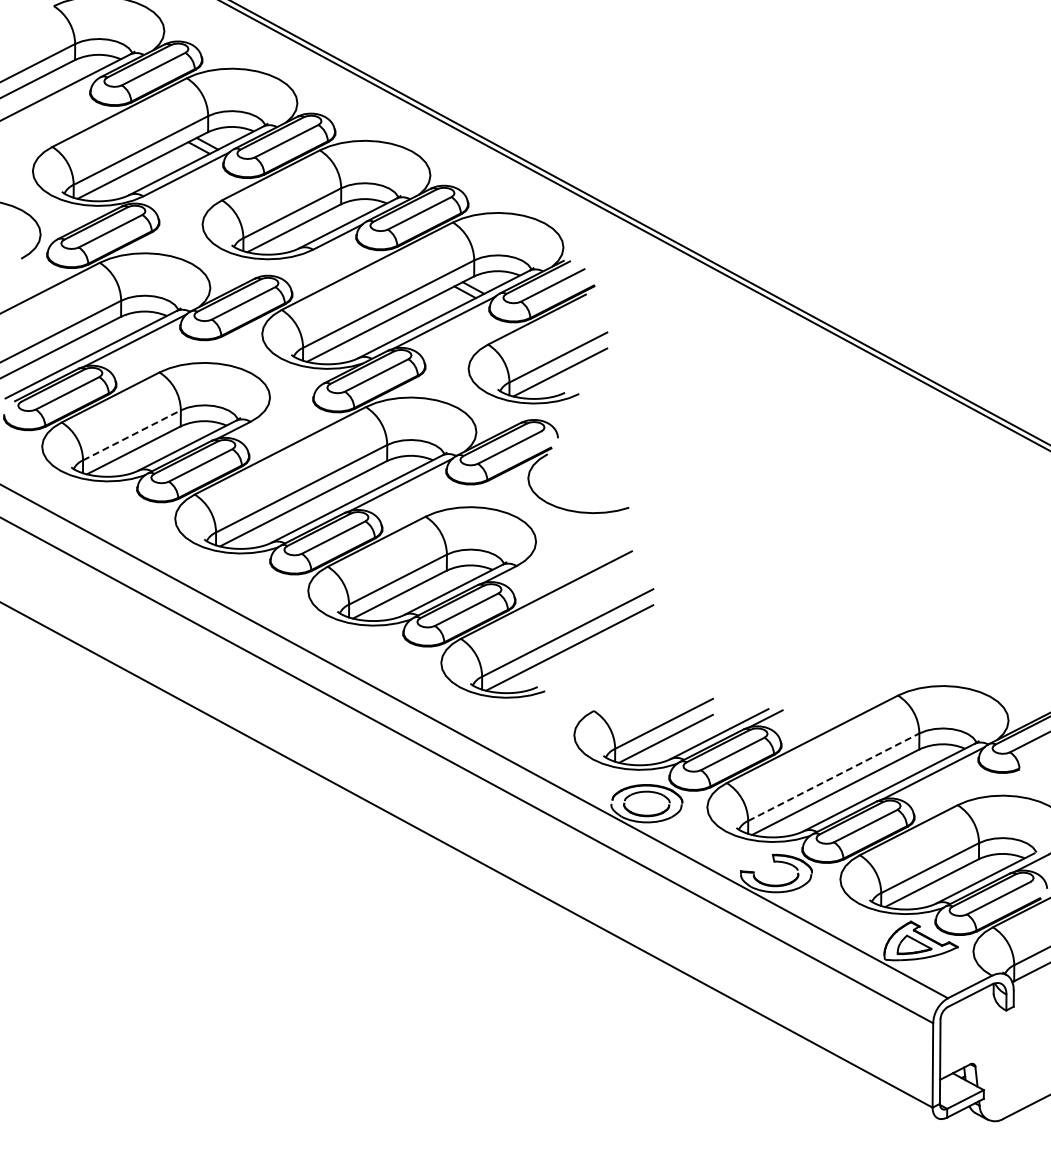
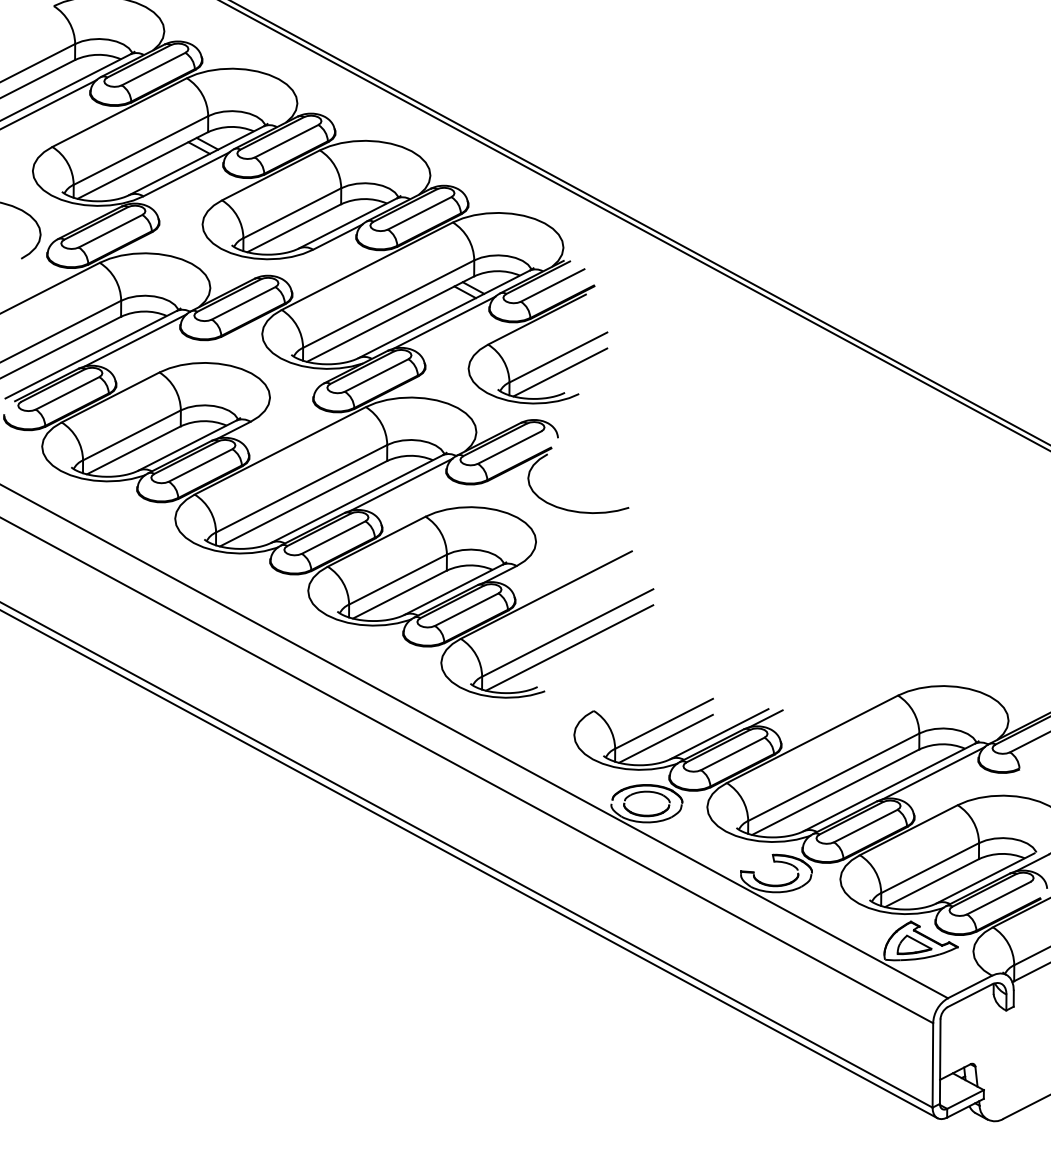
line: none -> present (49, 104)
line: dashed -> solid (131, 435)
line: dashed -> solid (834, 777)
line: none -> present (469, 864)
